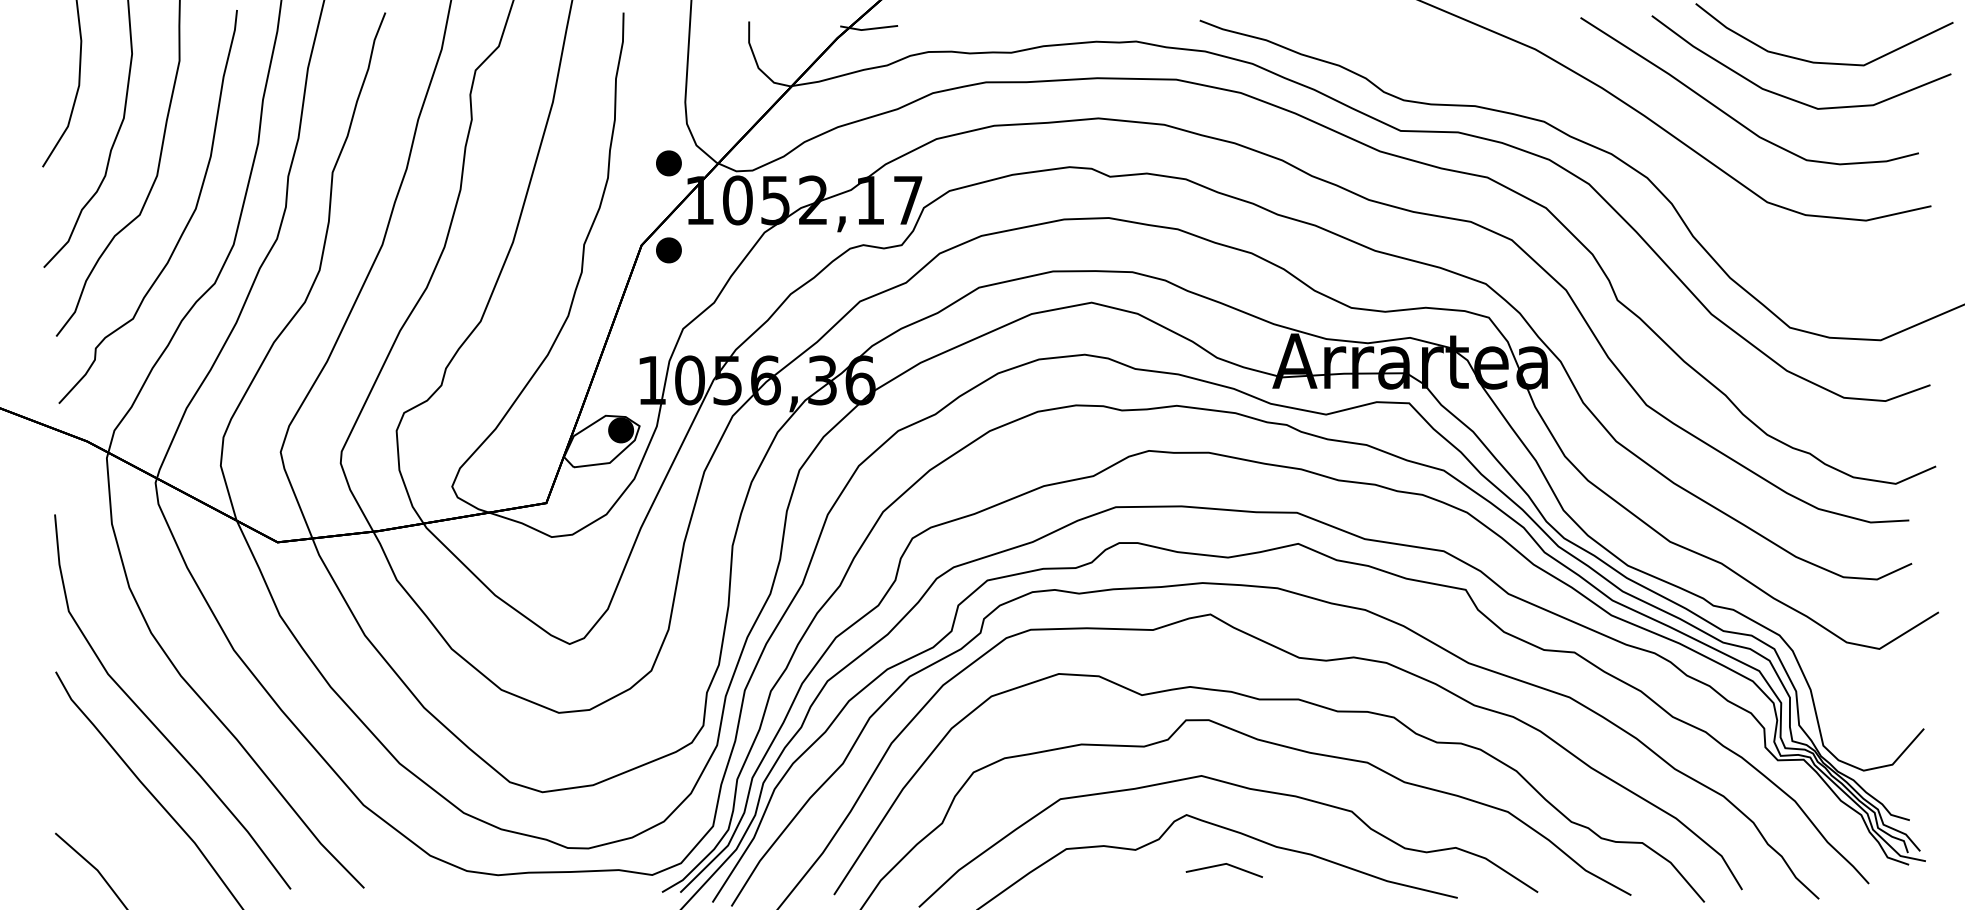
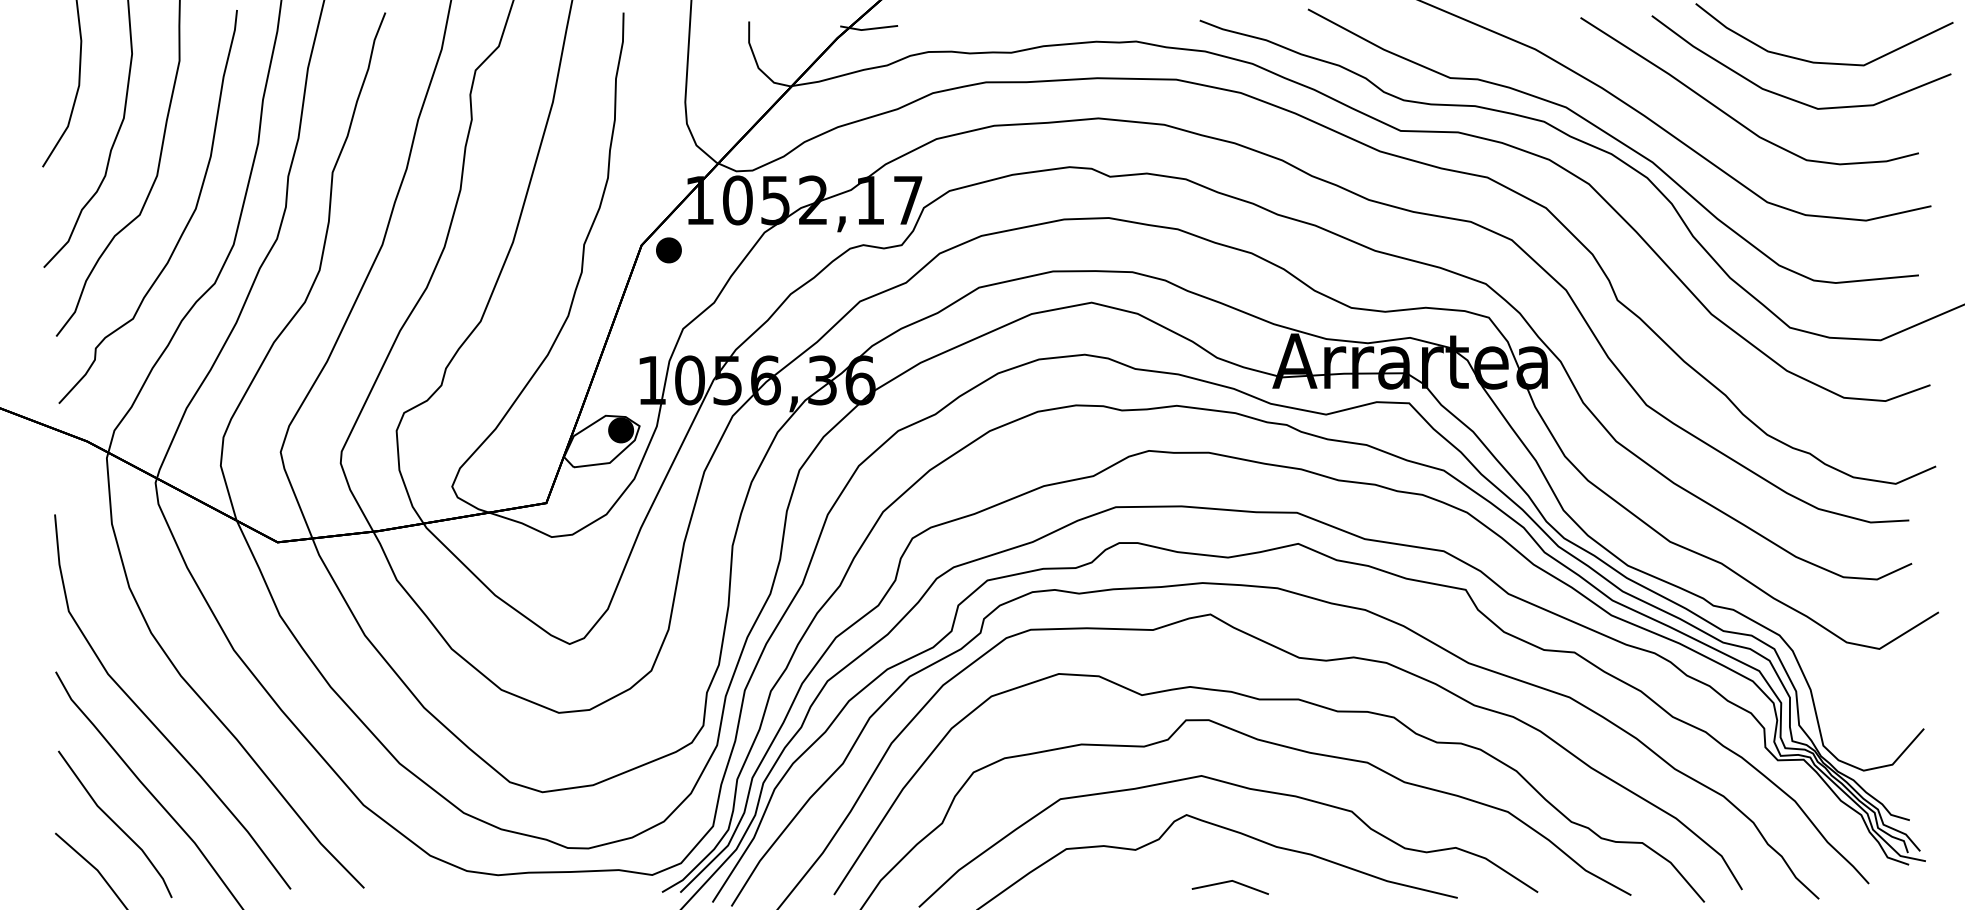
curve: none -> present (1614, 139)
part: present -> none (668, 163)
line: none -> present (115, 824)
line position: (1223, 865) -> (1229, 882) (1229, 882)
